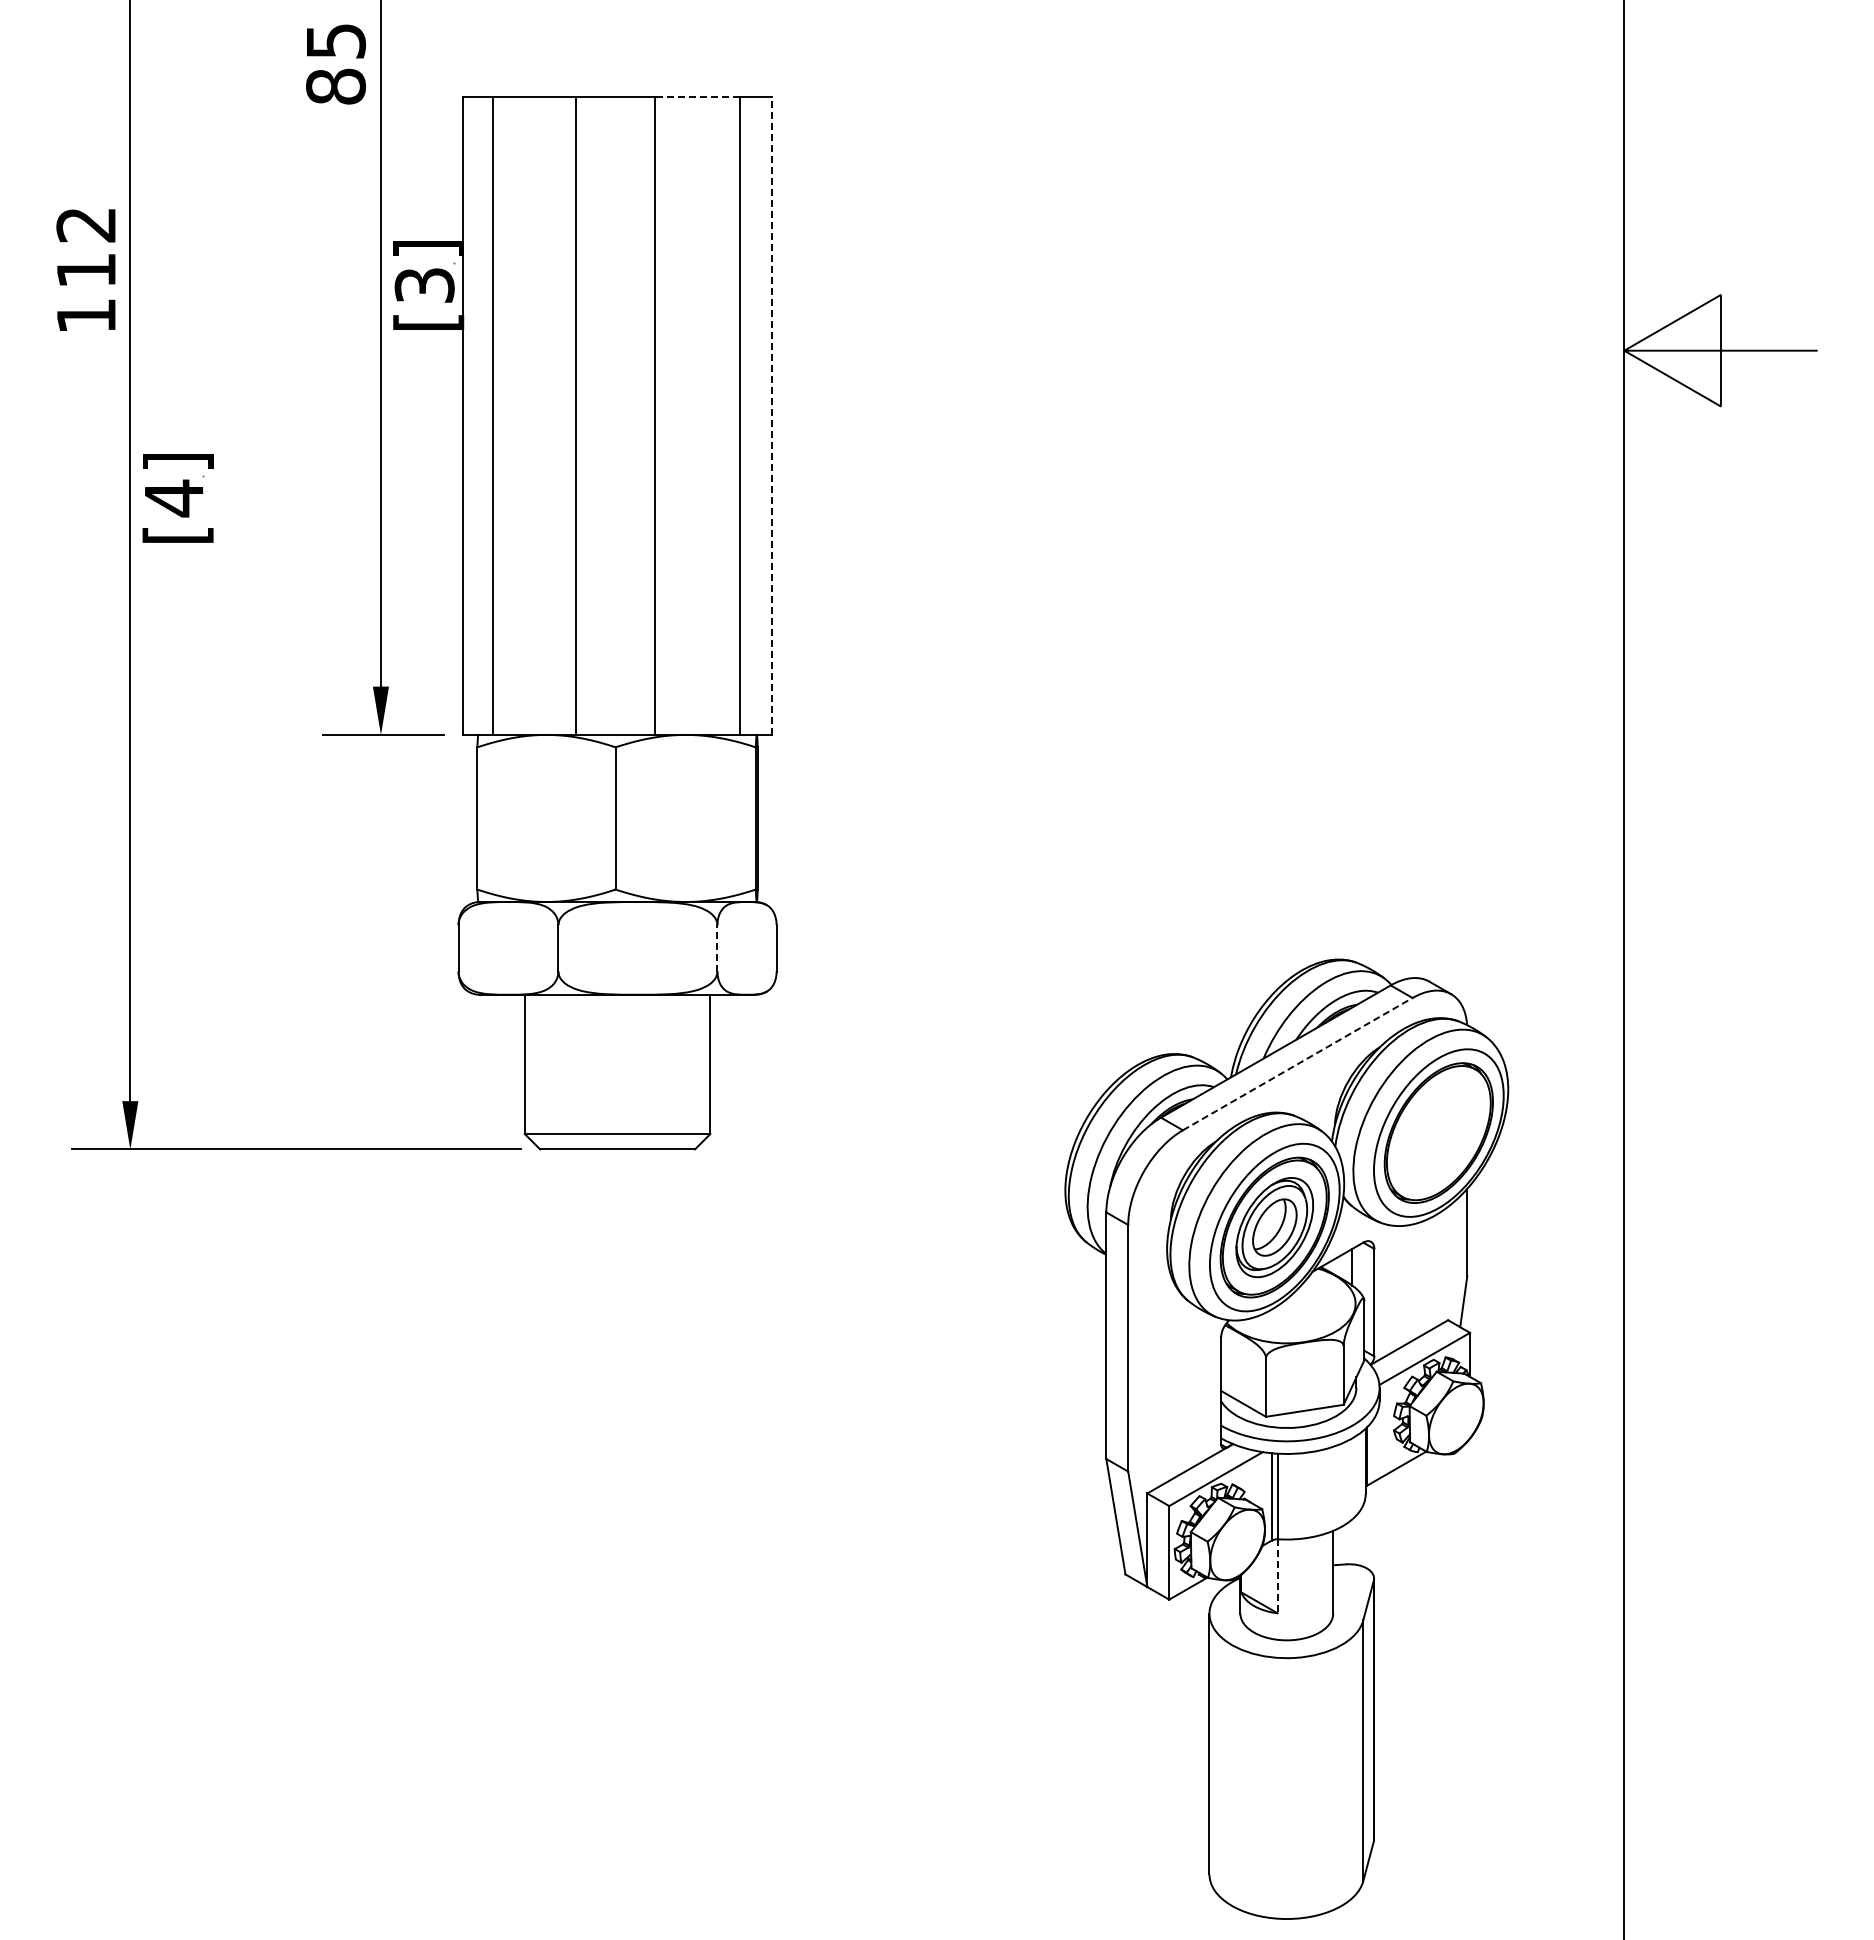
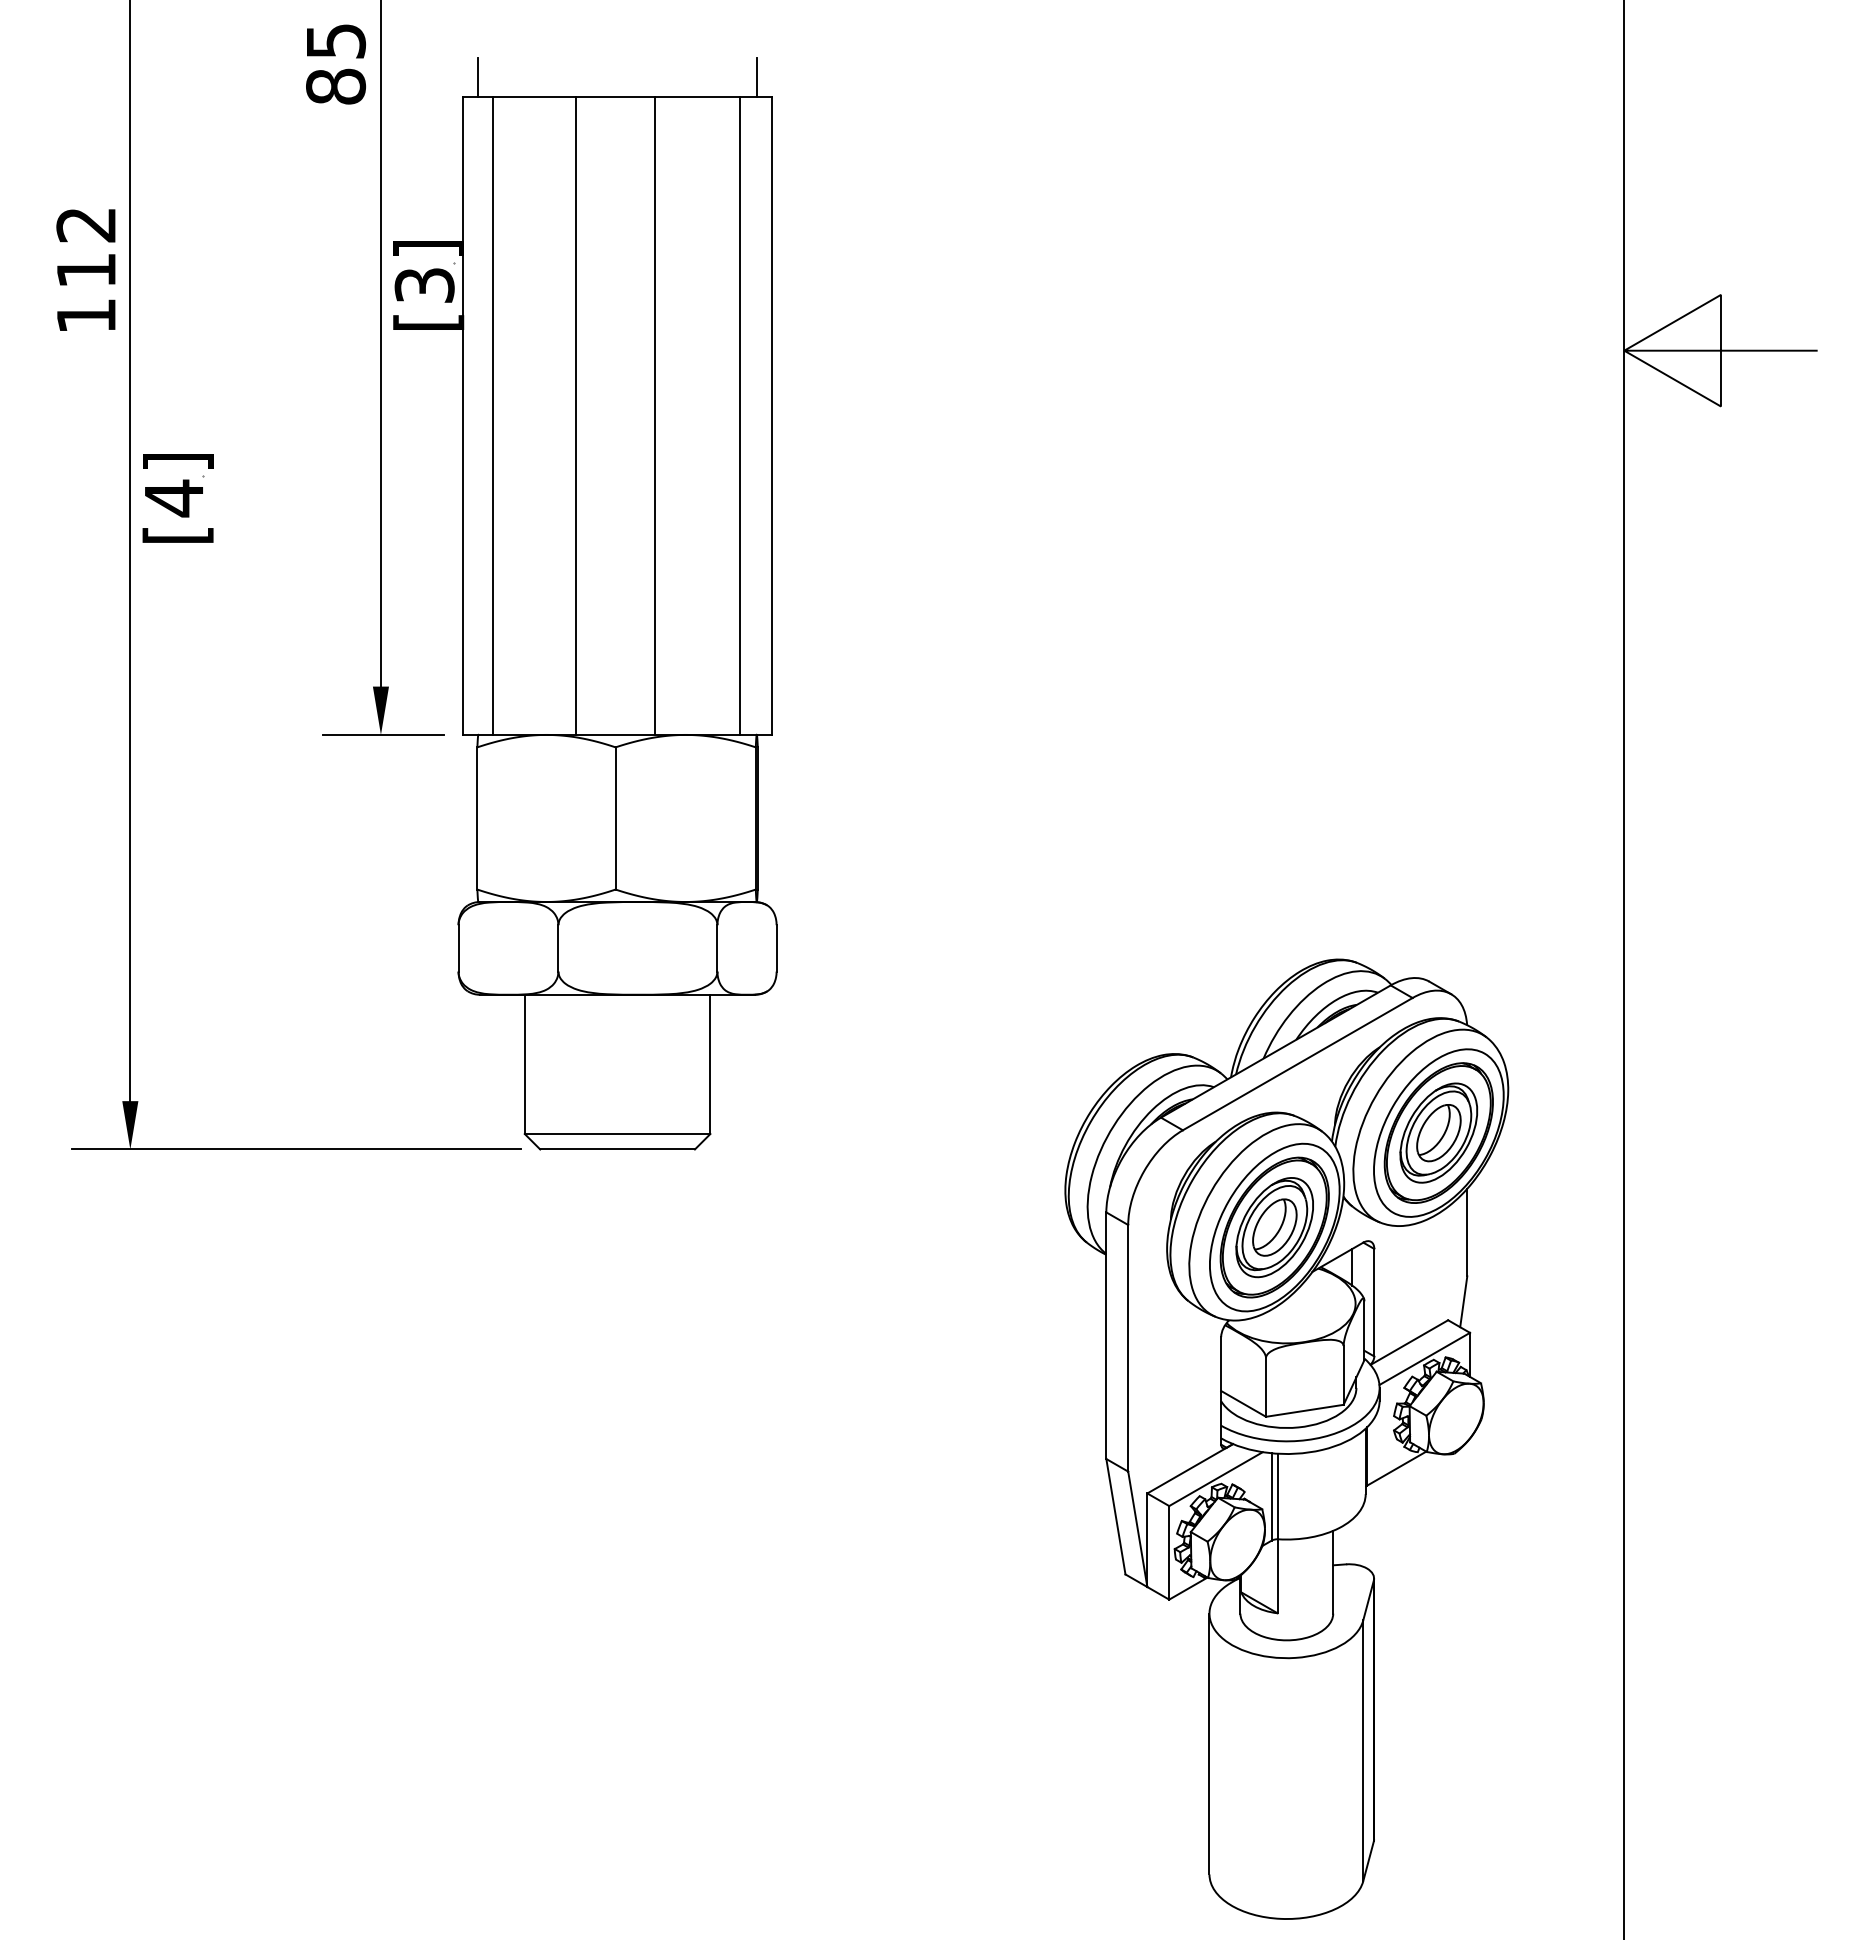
line: none -> present (478, 77)
line: none -> present (756, 77)
line: dashed -> solid (697, 96)
line: dashed -> solid (772, 415)
line: dashed -> solid (717, 947)
line: dashed -> solid (1297, 1064)
part: none -> present (1438, 1132)
line: dashed -> solid (1277, 1576)
